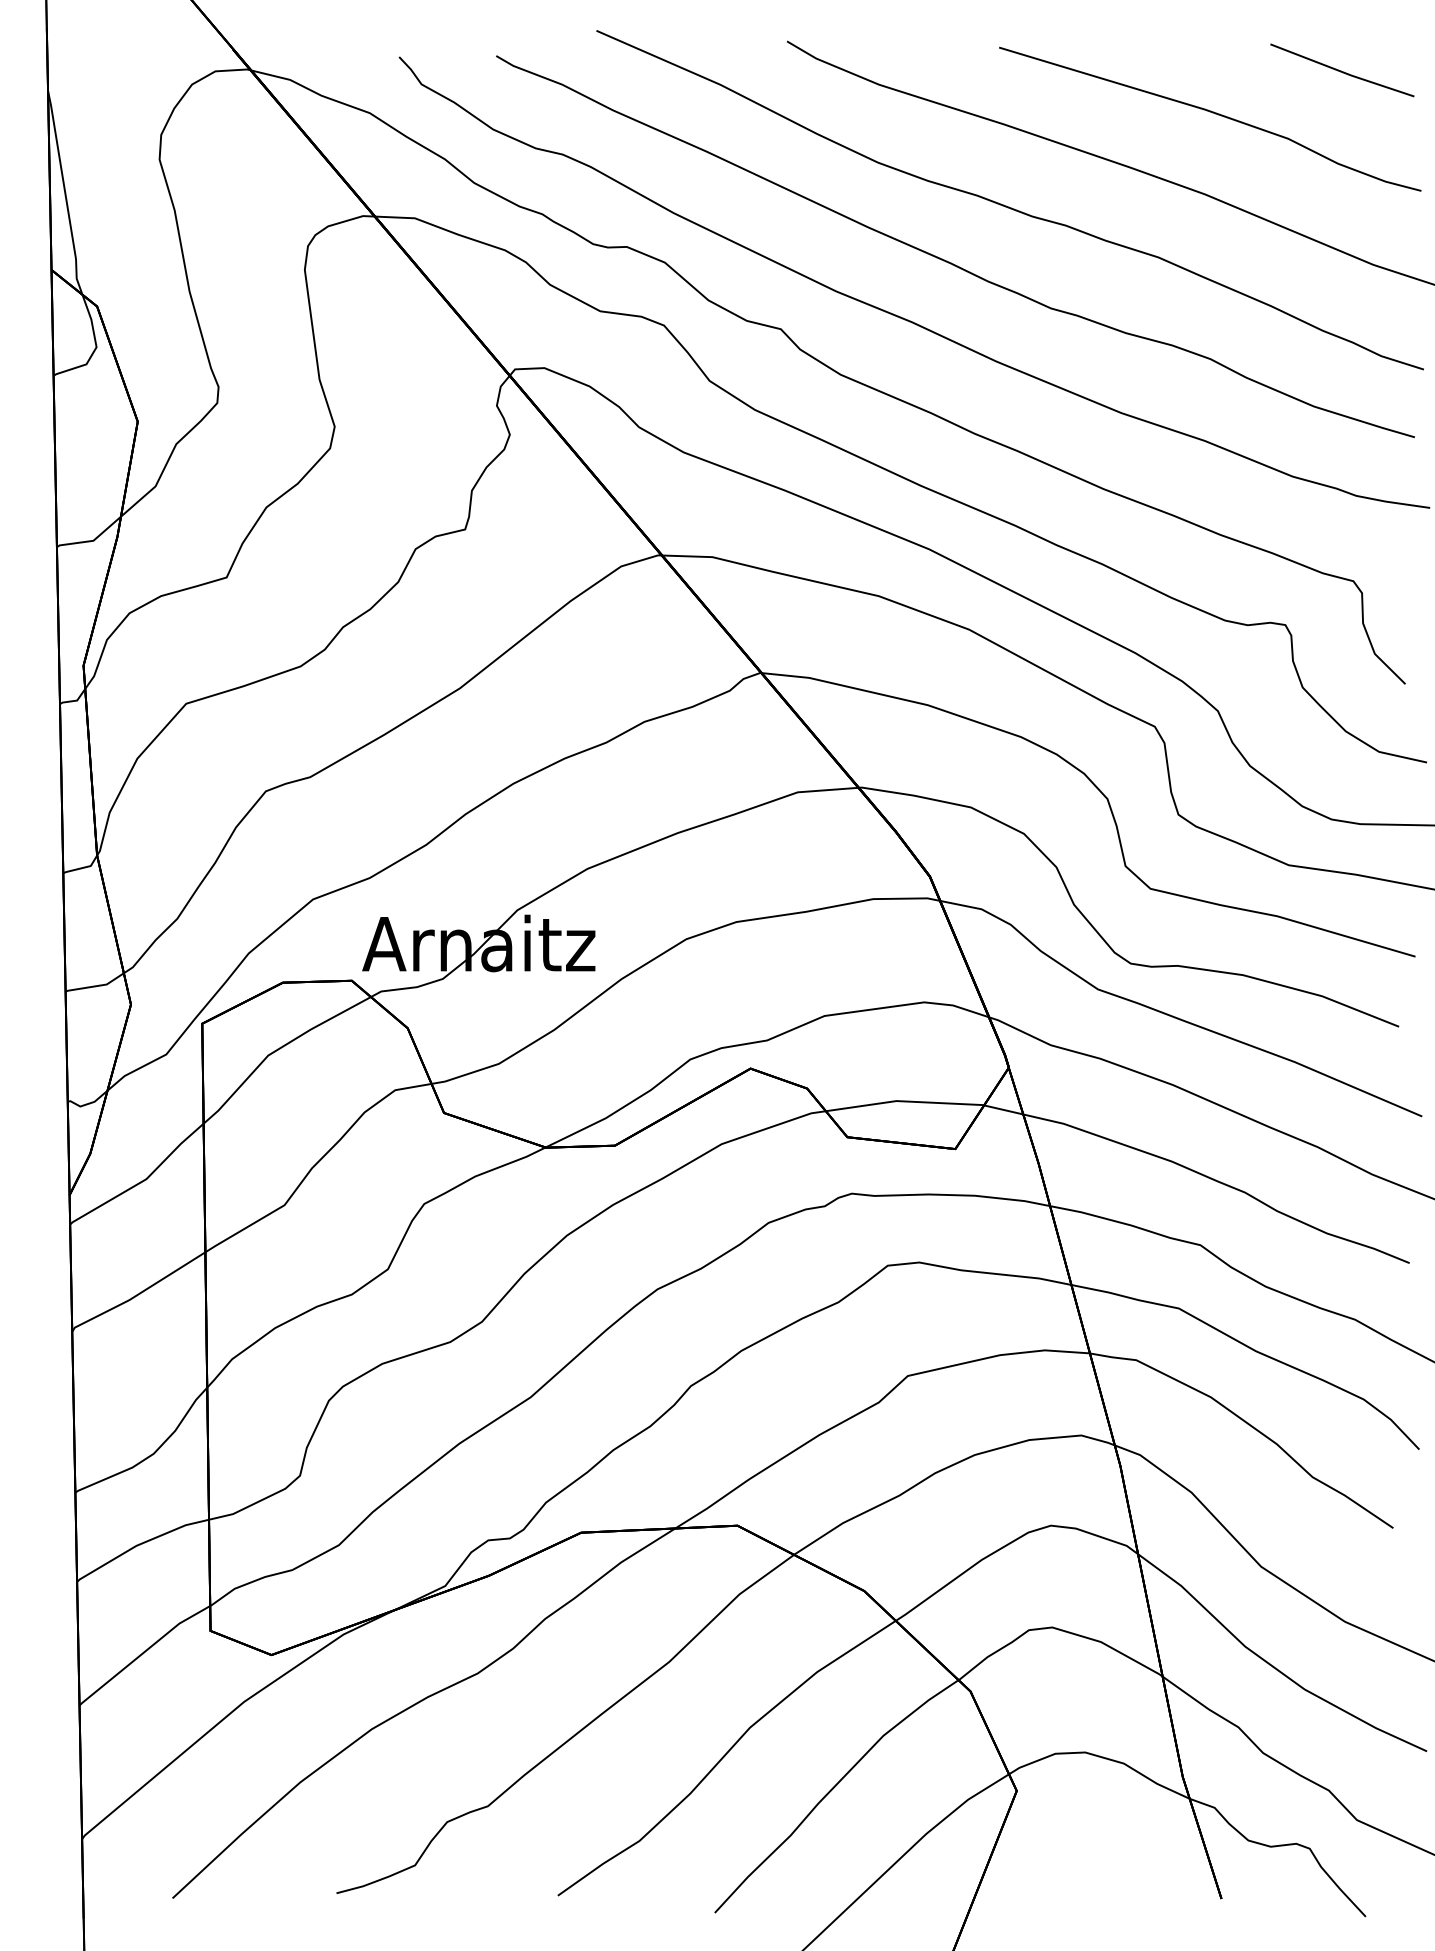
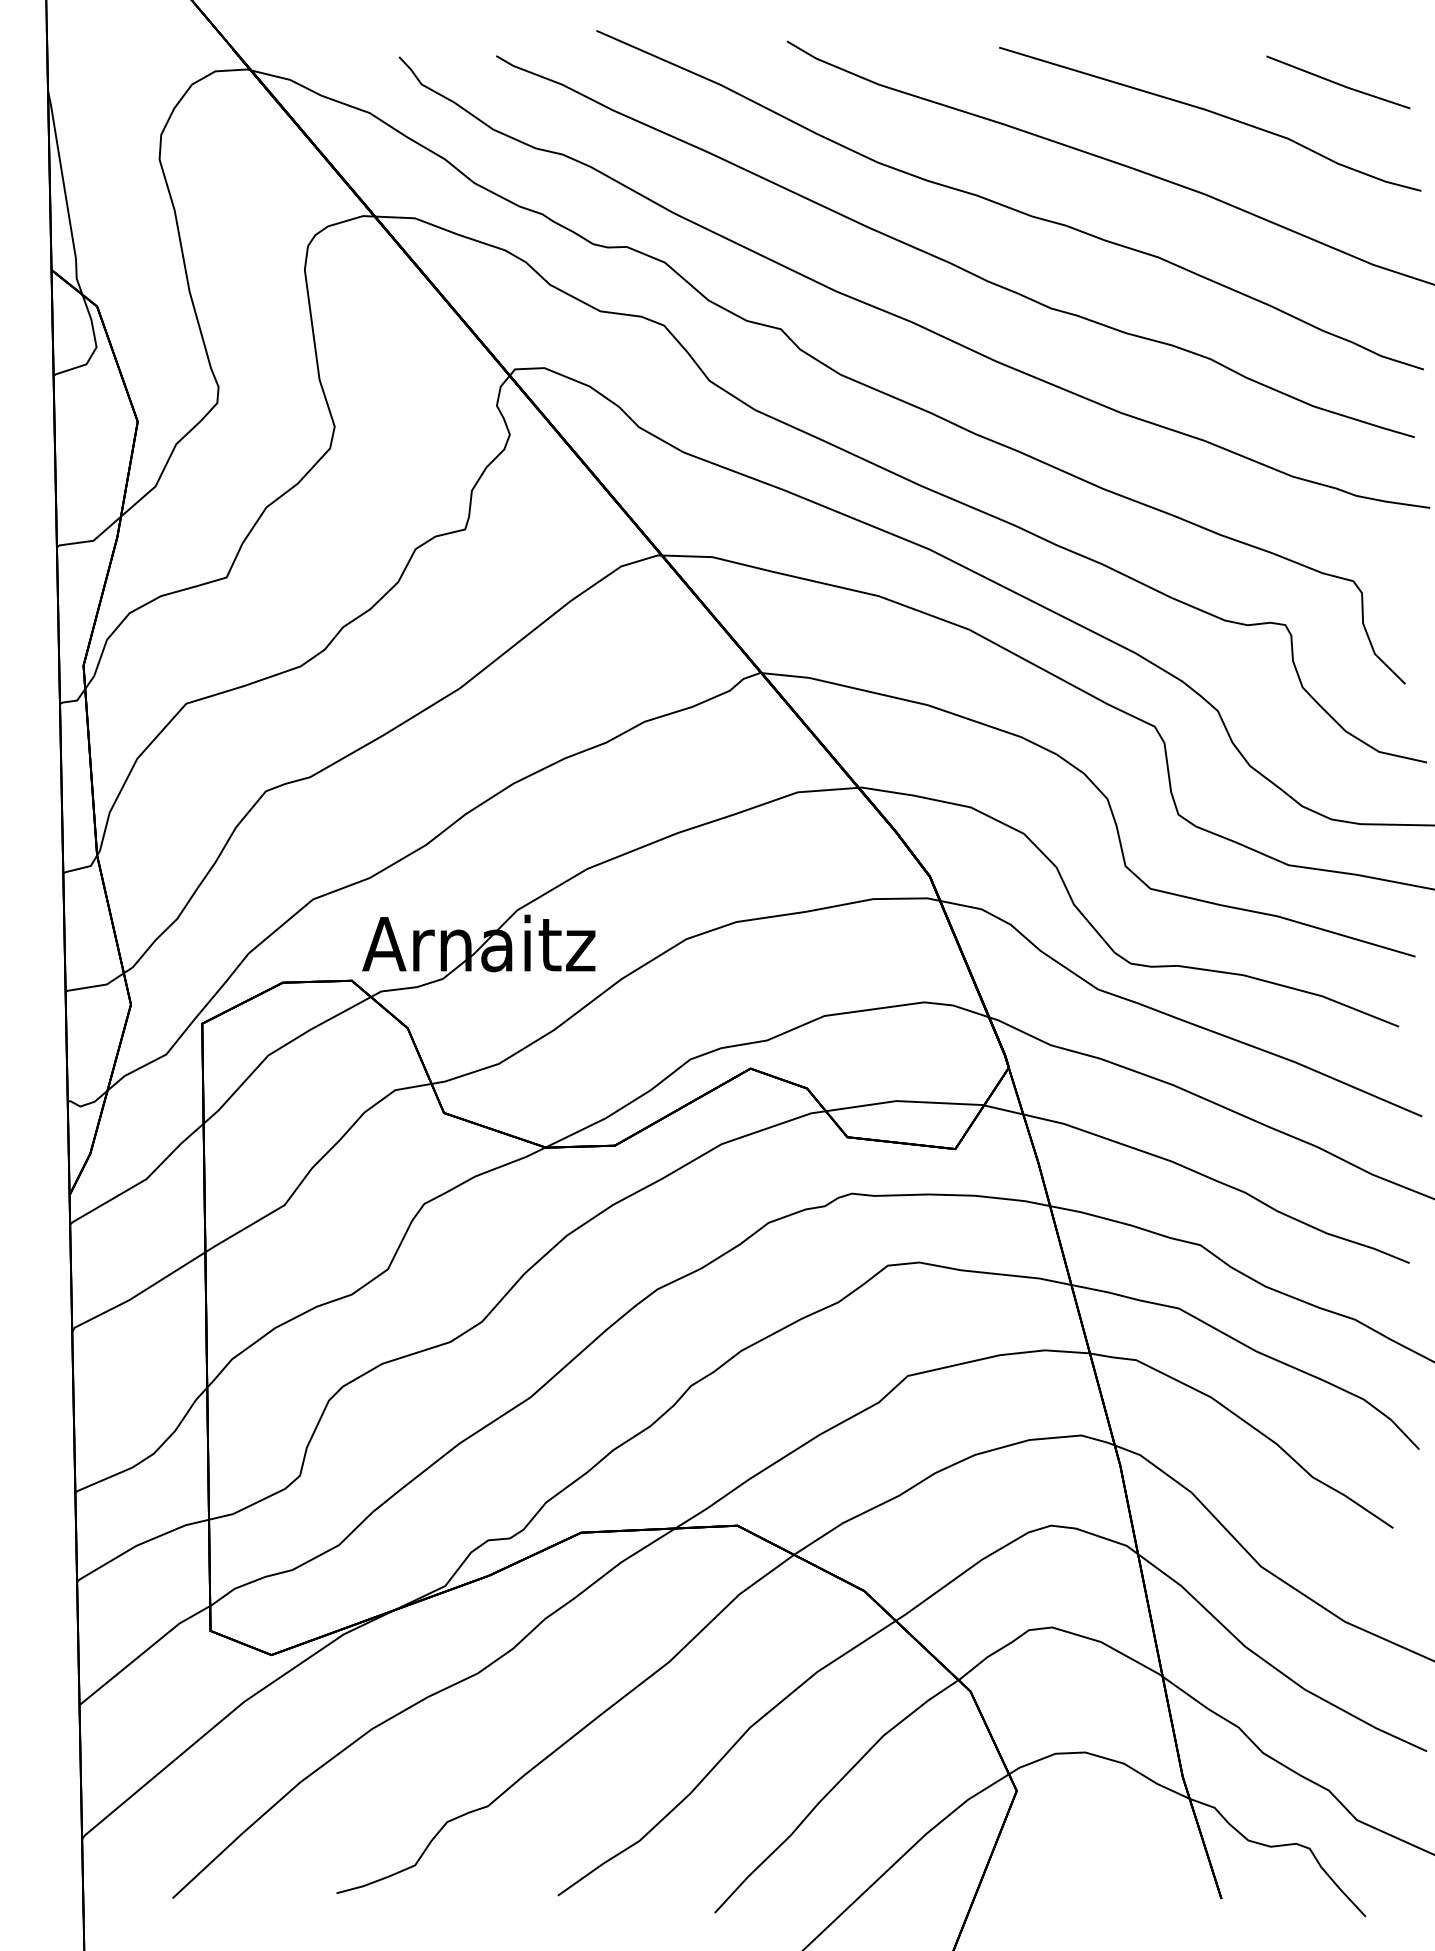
line position: (1341, 70) -> (1337, 82) (1337, 82)
